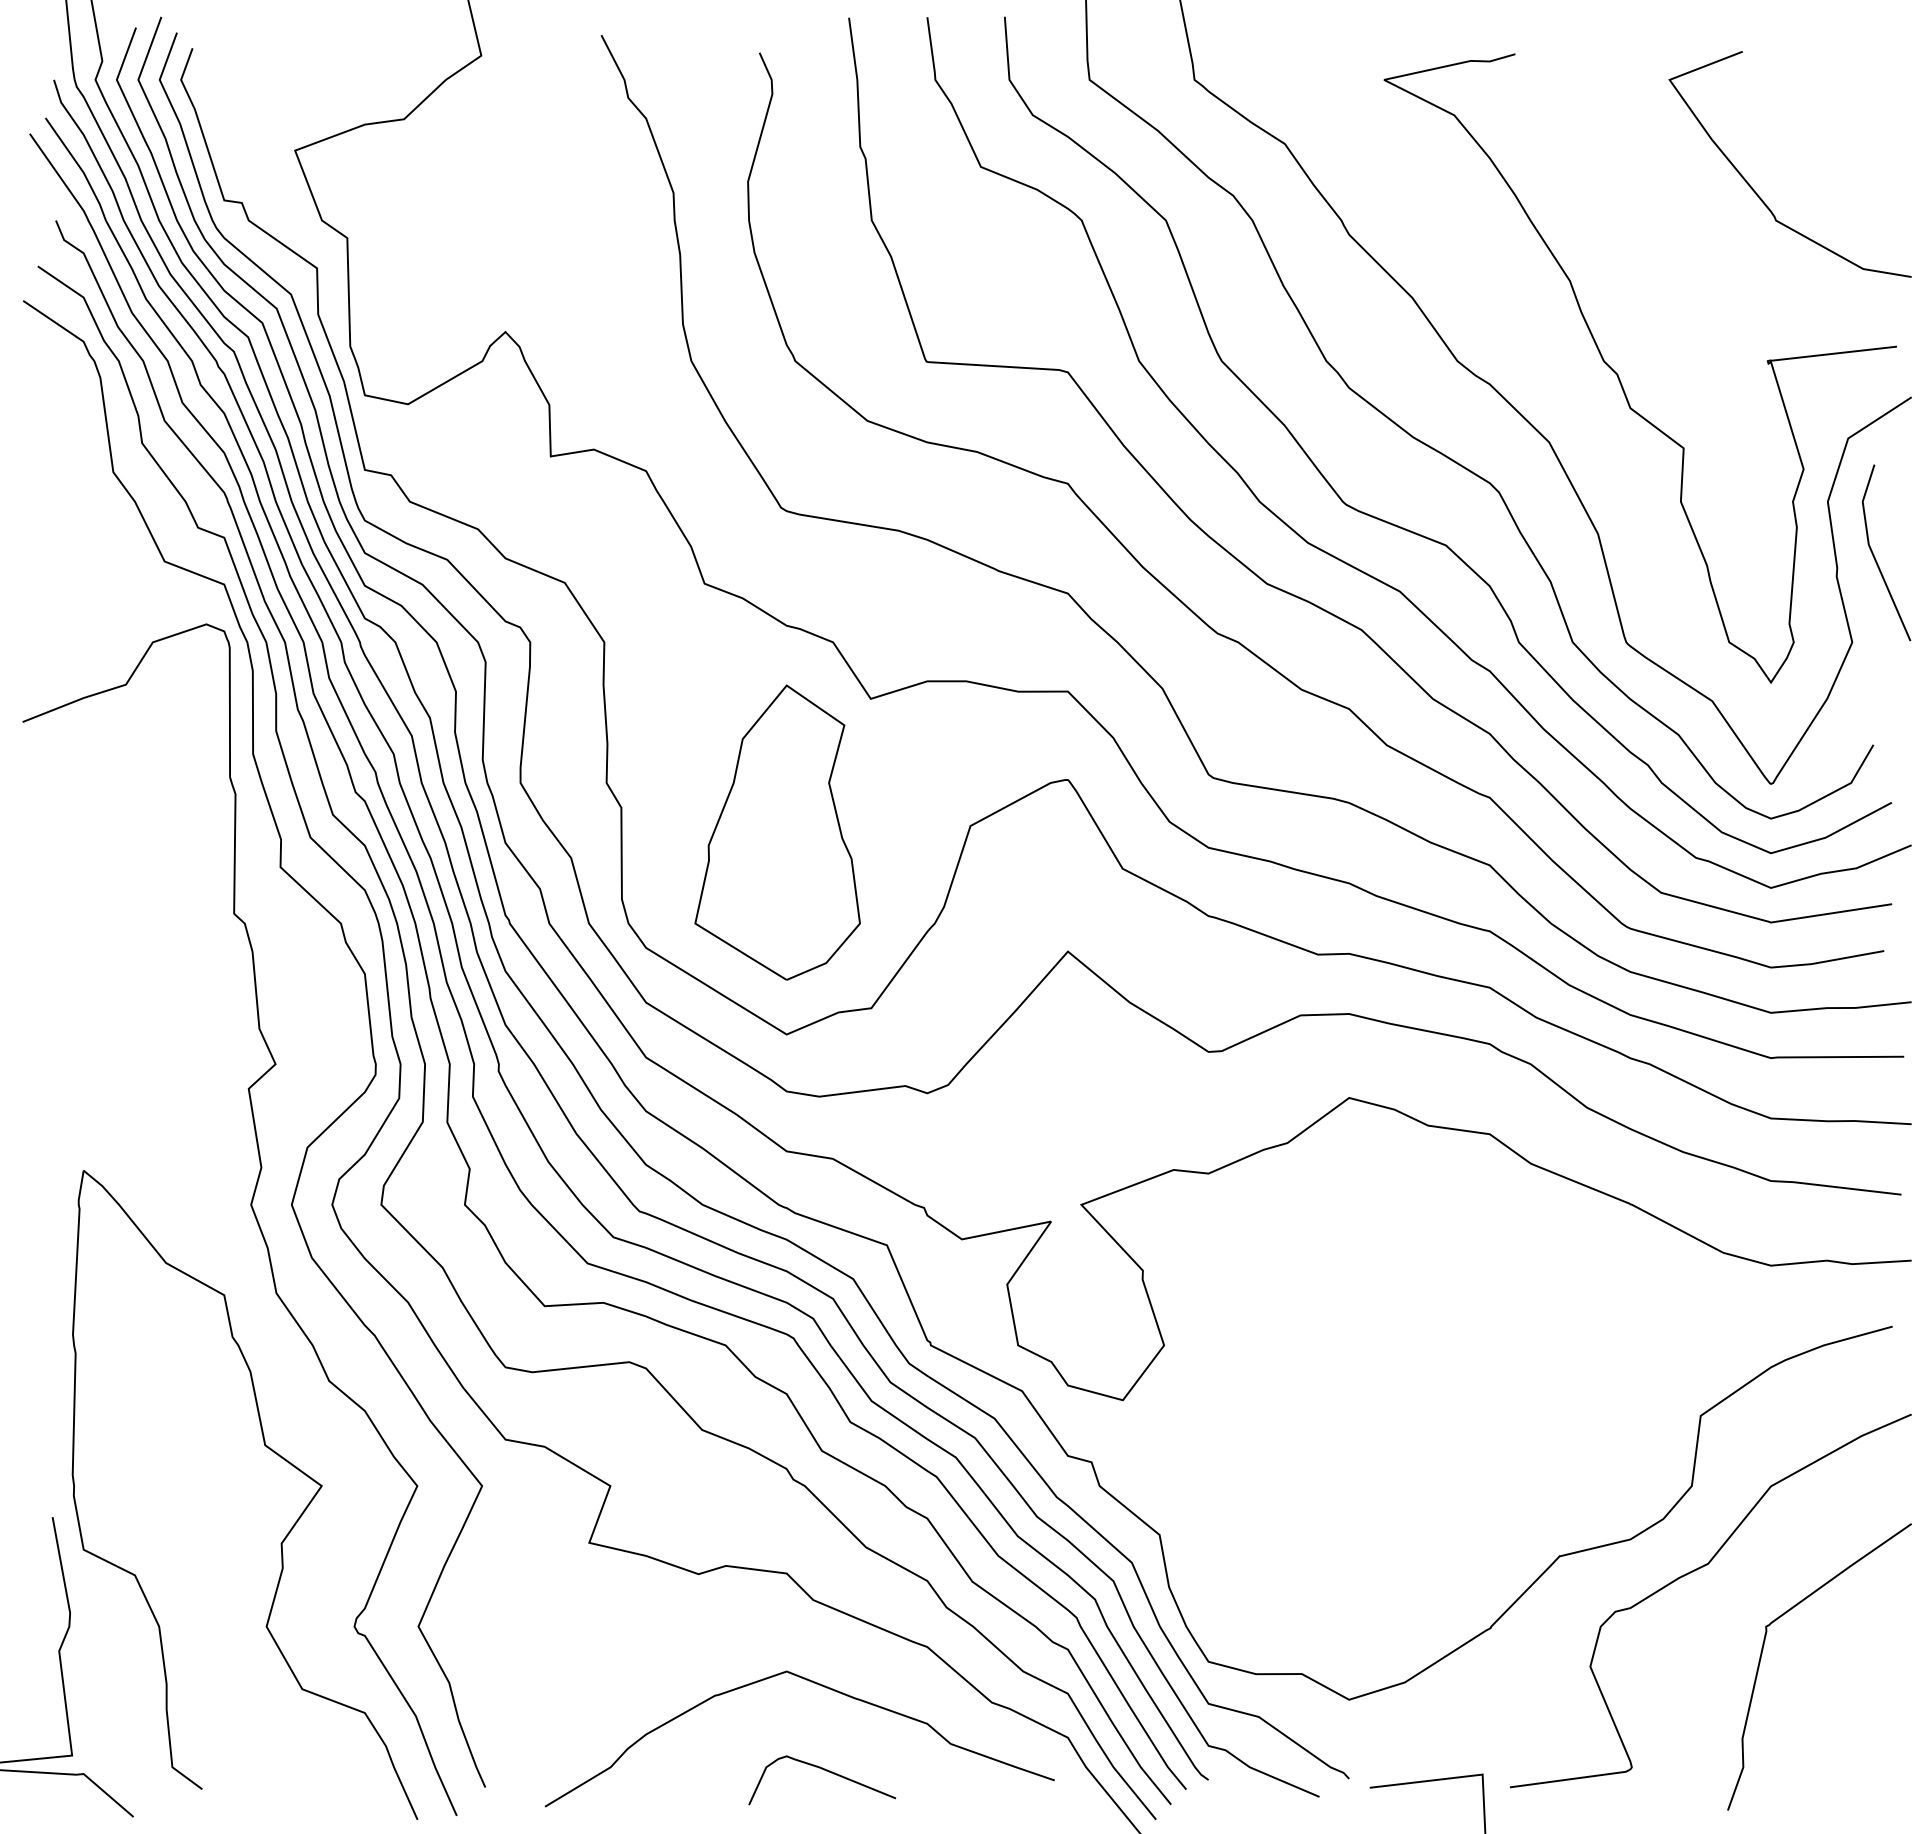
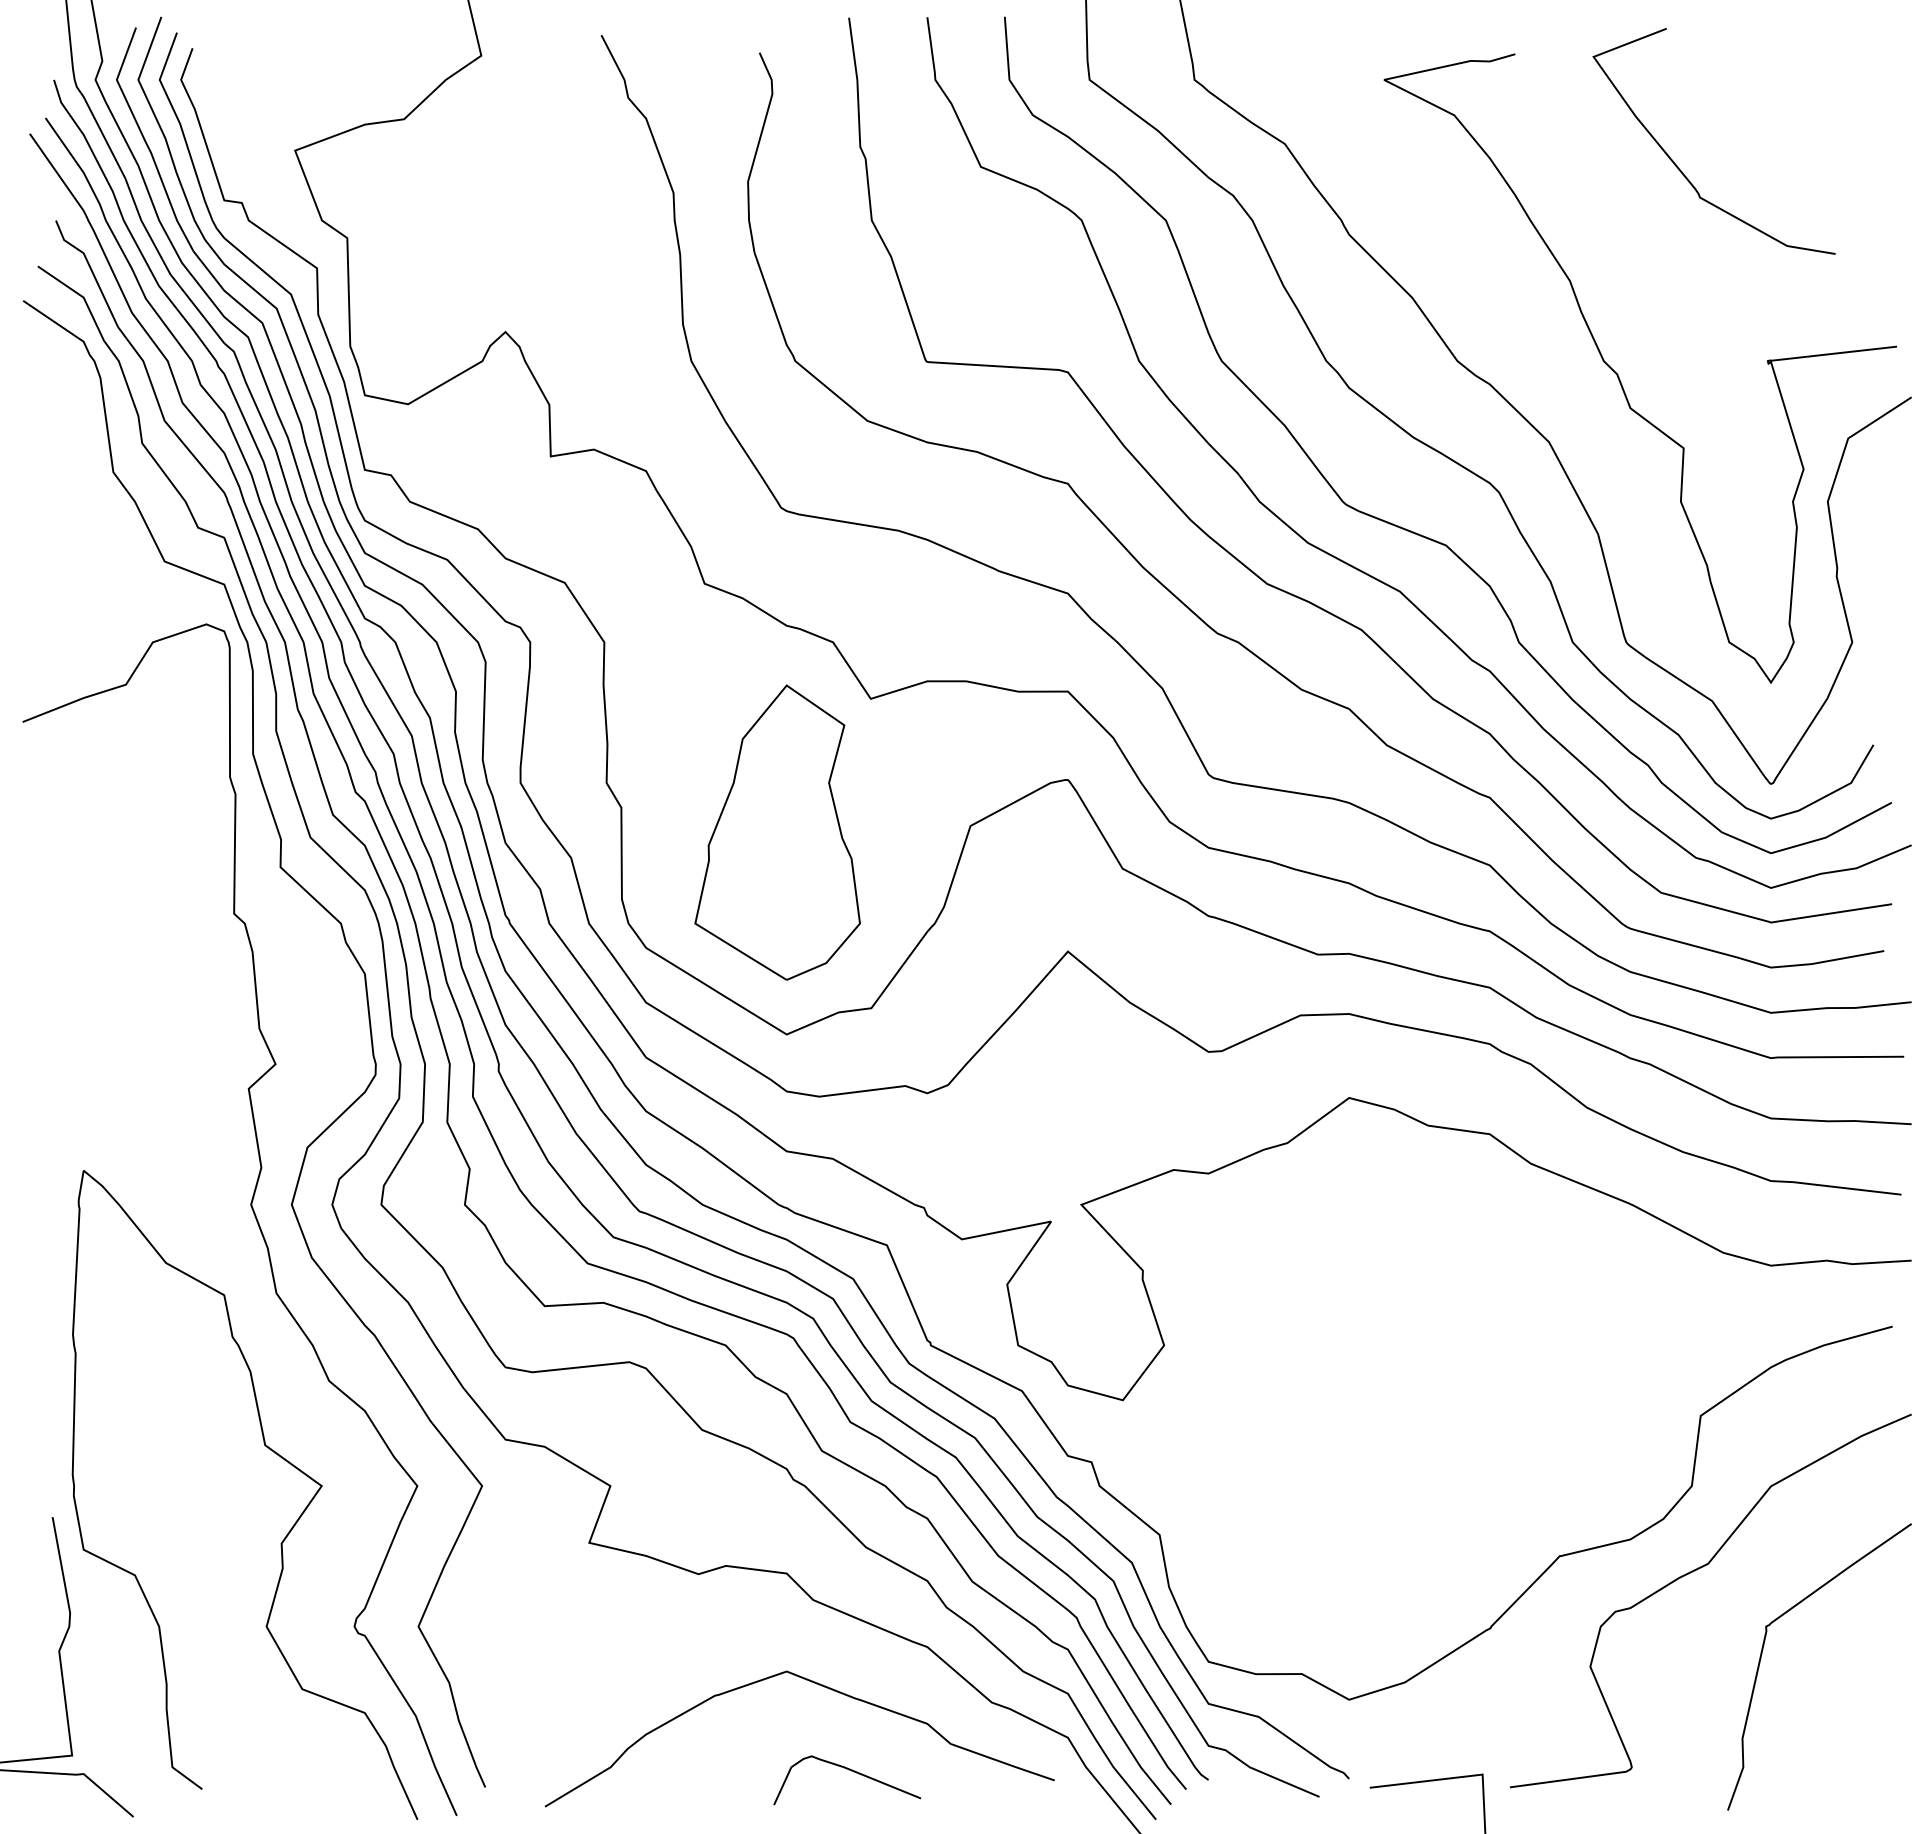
curve position: (1754, 189) -> (1678, 166) (1678, 166)
line: present -> none (1875, 557)
curve position: (826, 1771) -> (851, 1771) (851, 1771)
